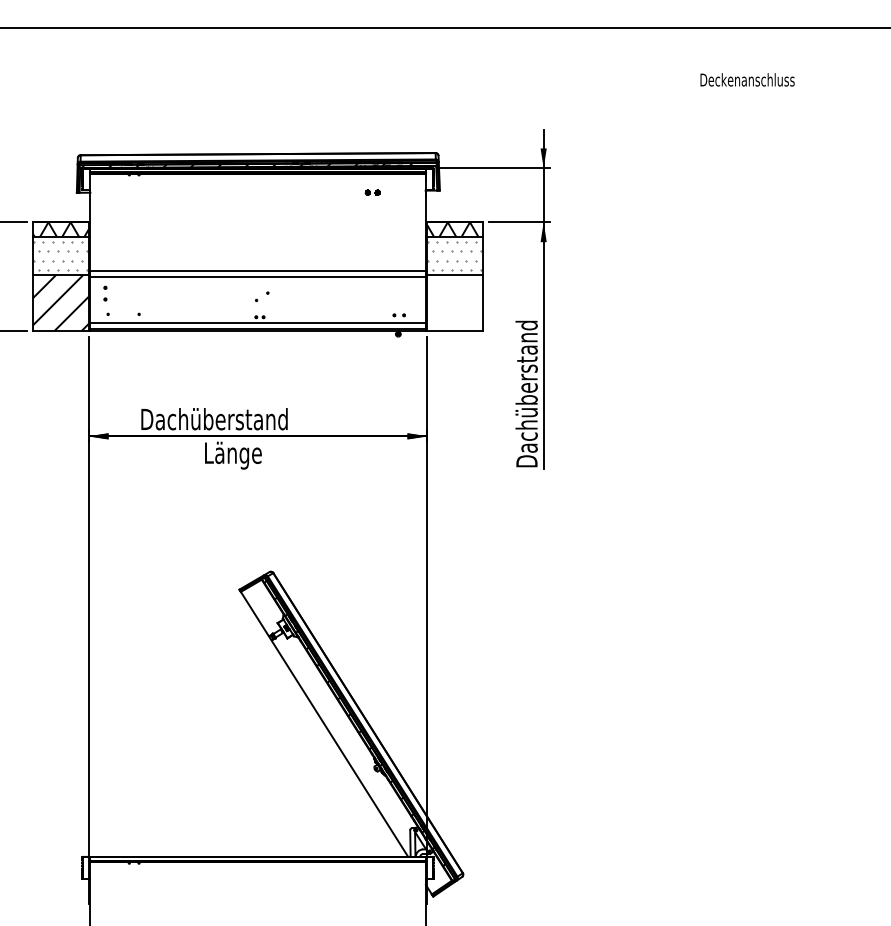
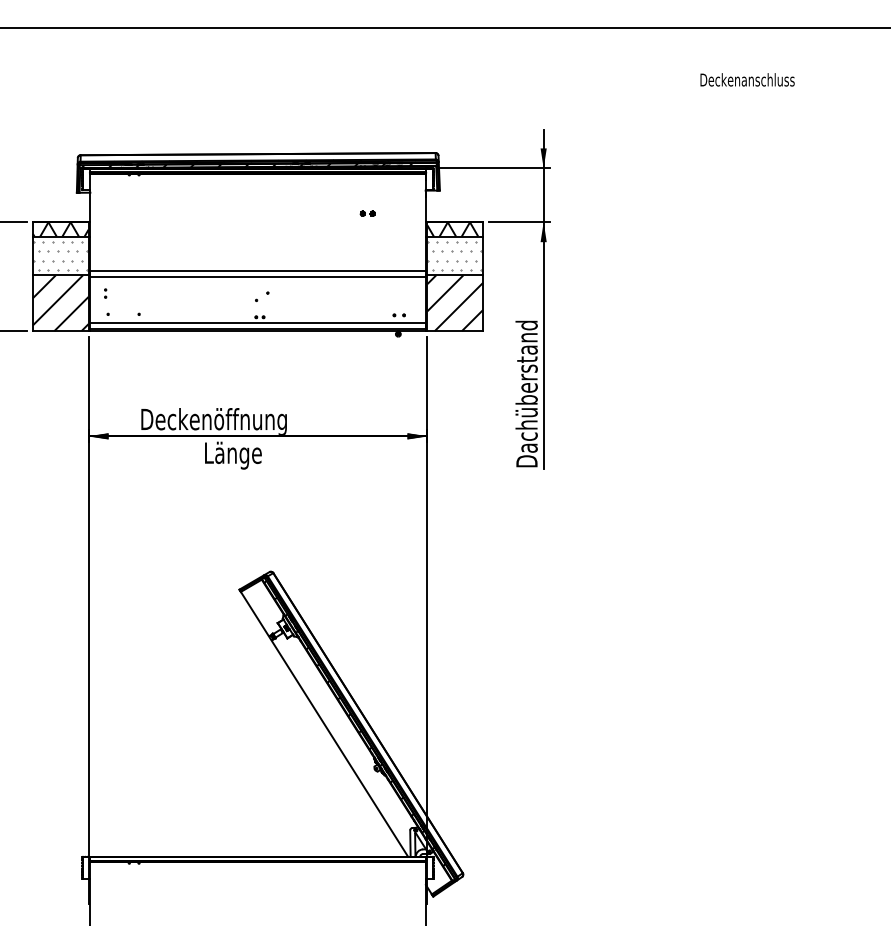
part position: (372, 192) -> (367, 213) (367, 213)
part size: 5x17 px -> 4x11 px (105, 293)
hatch: none -> present (455, 303)
text: Dachüberstand -> Deckenöffnung (221, 421)
